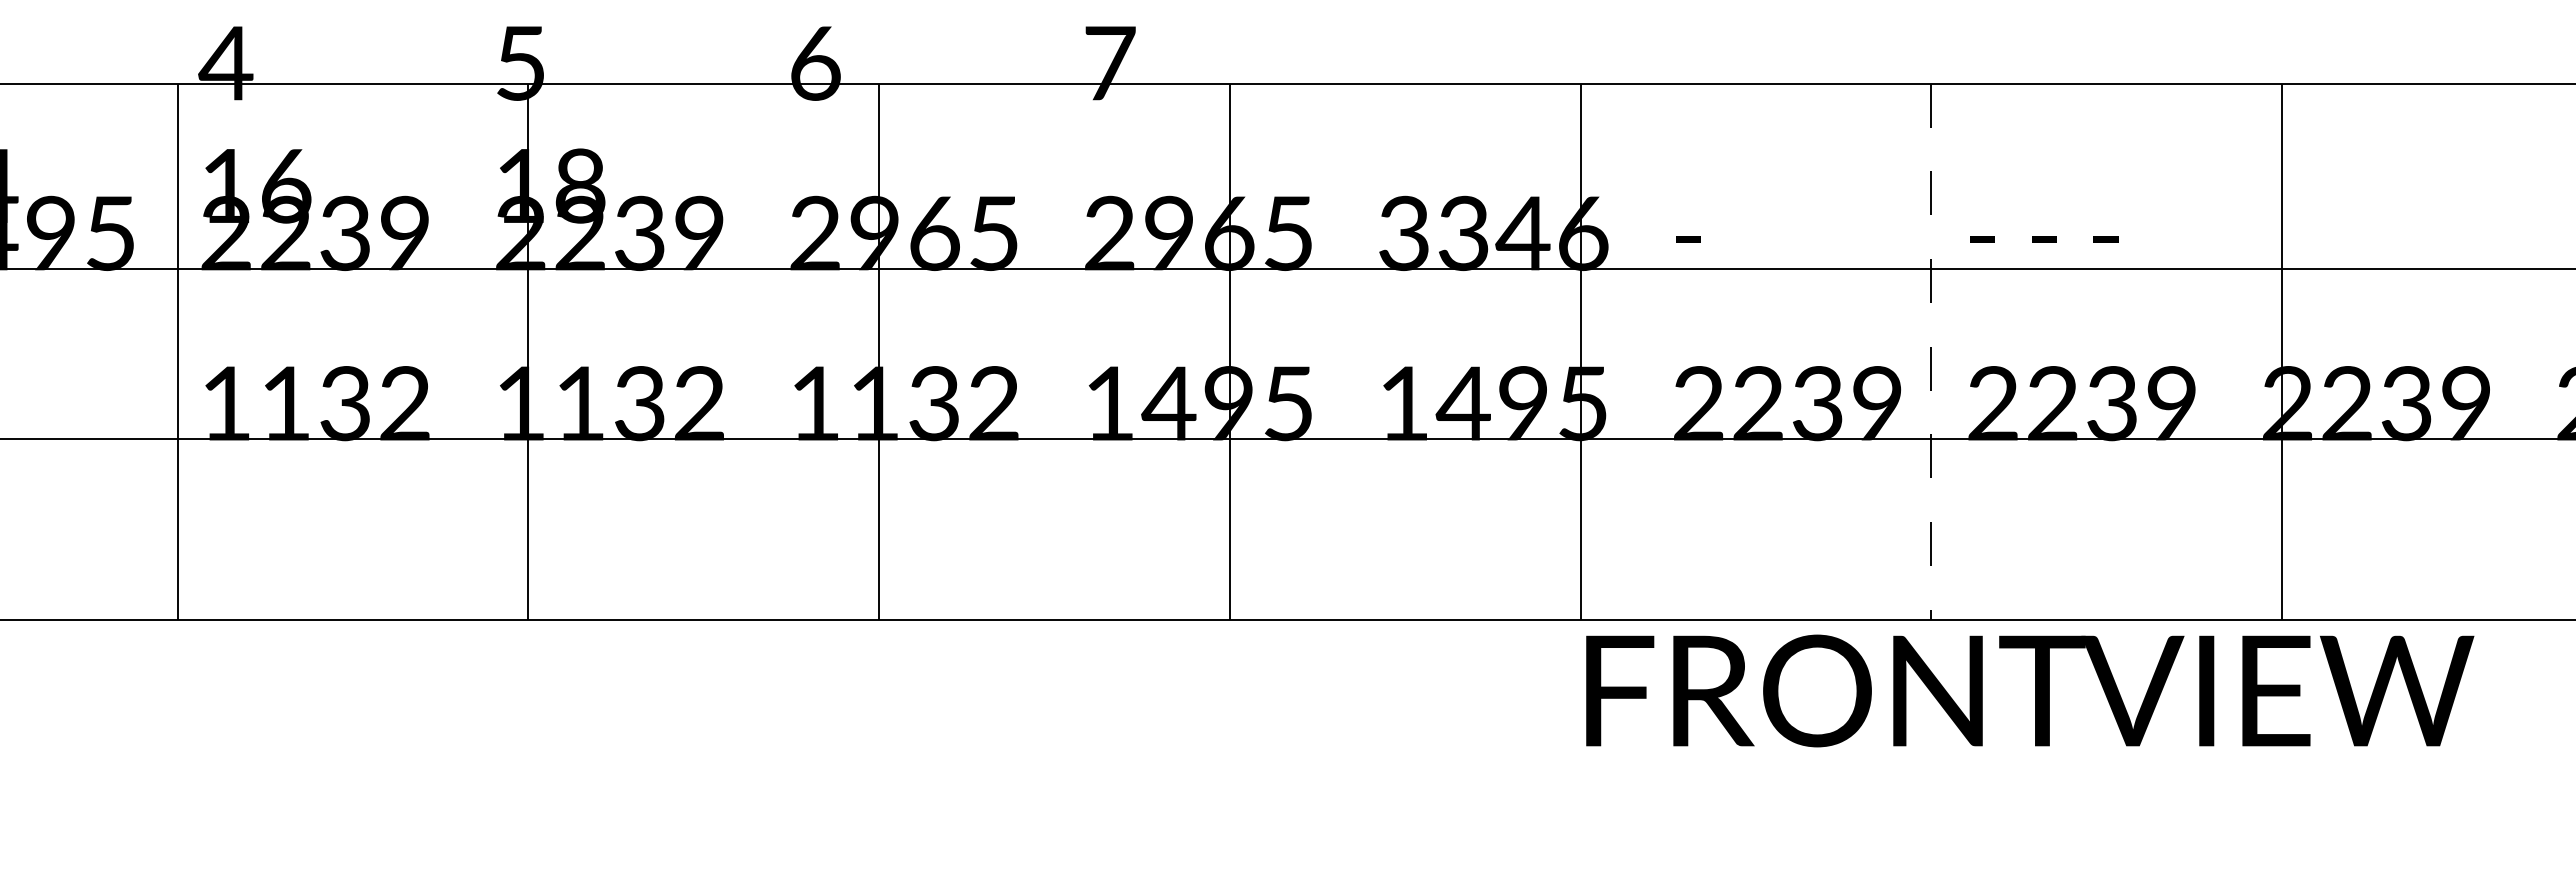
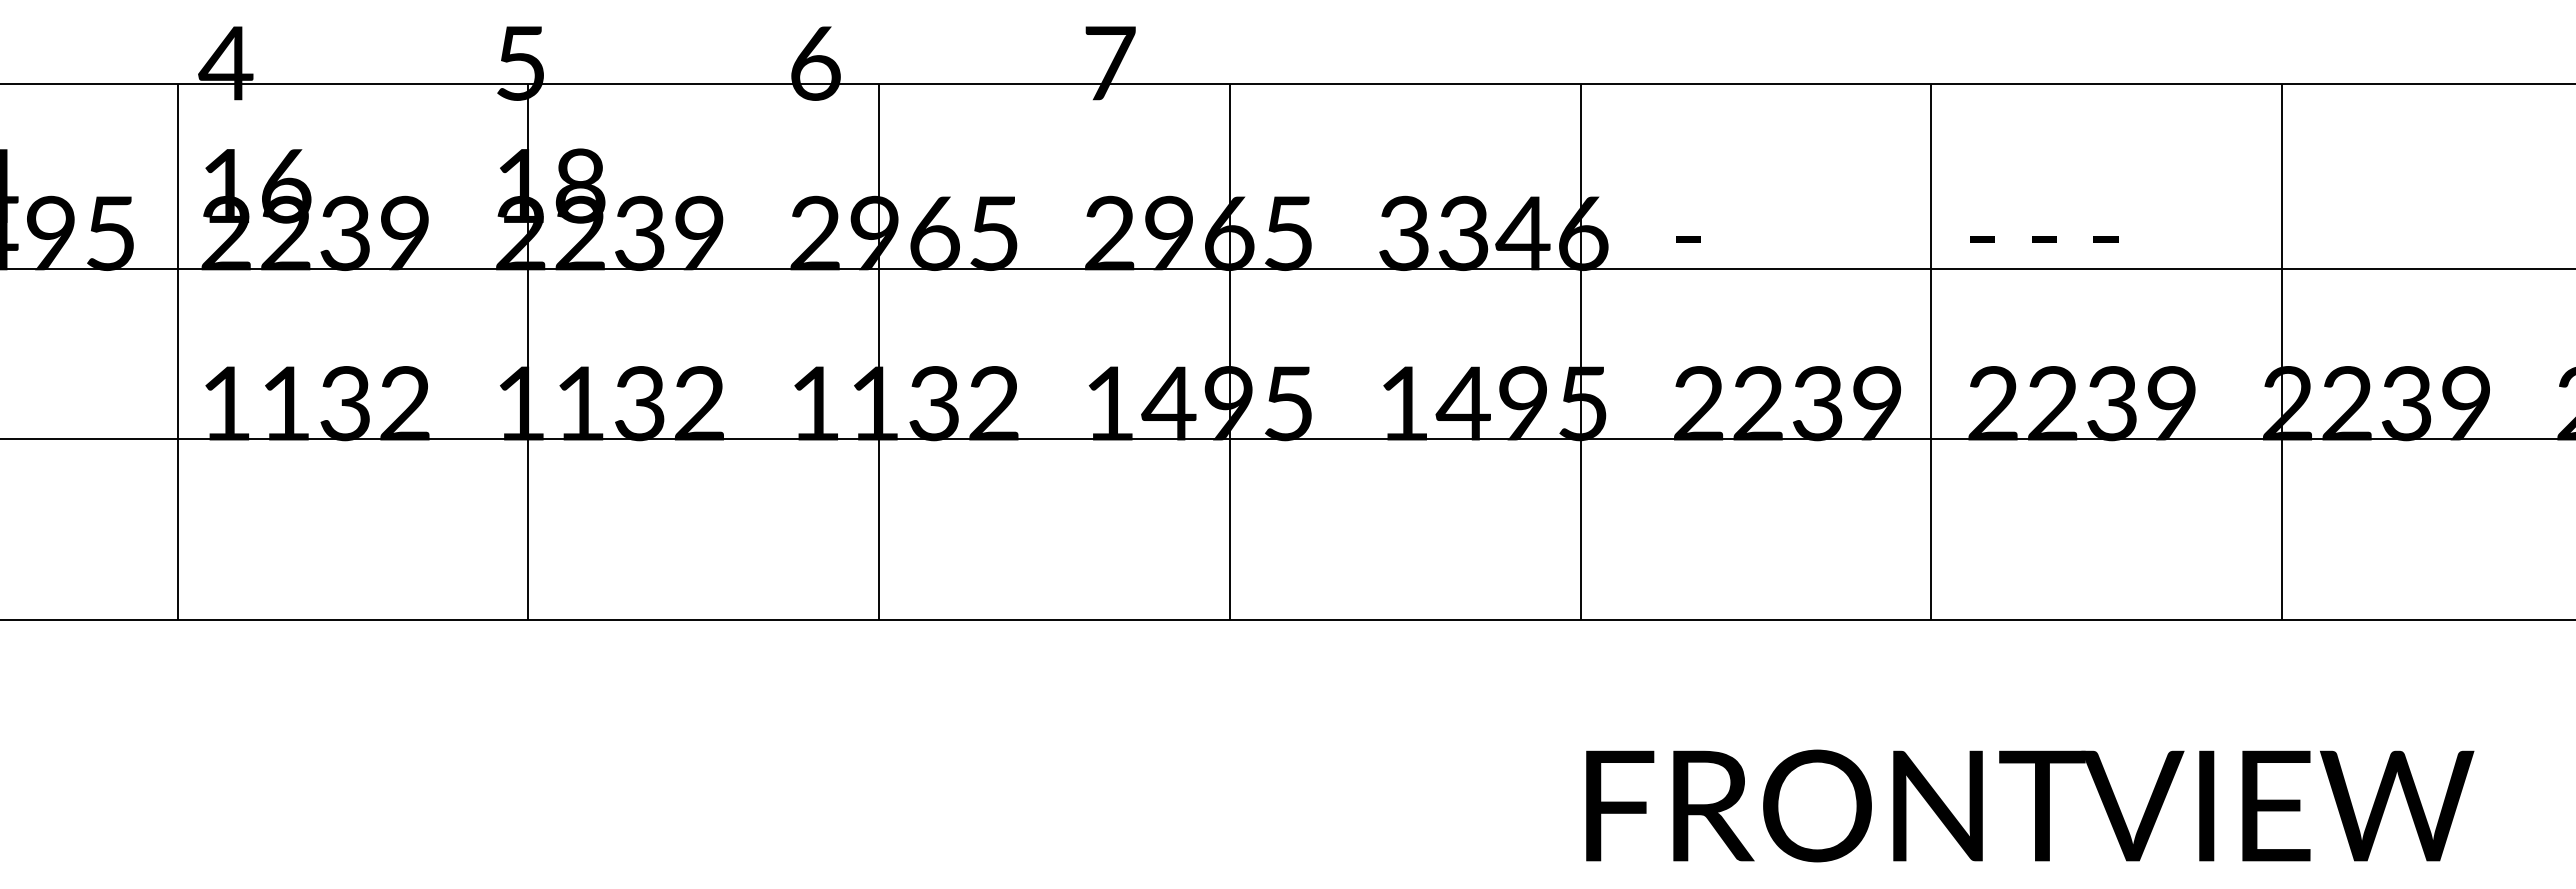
line: dashed -> solid (1931, 352)
text position: (2030, 690) -> (2030, 805) (2030, 805)
